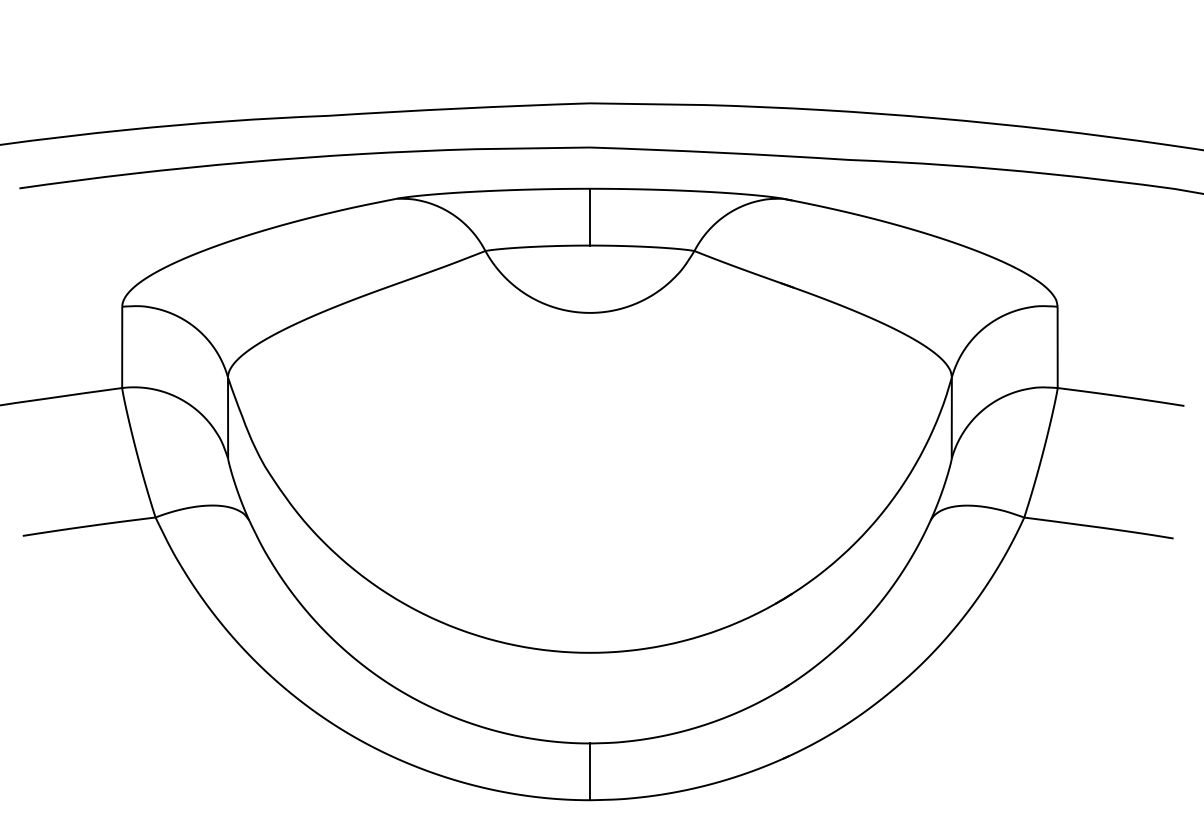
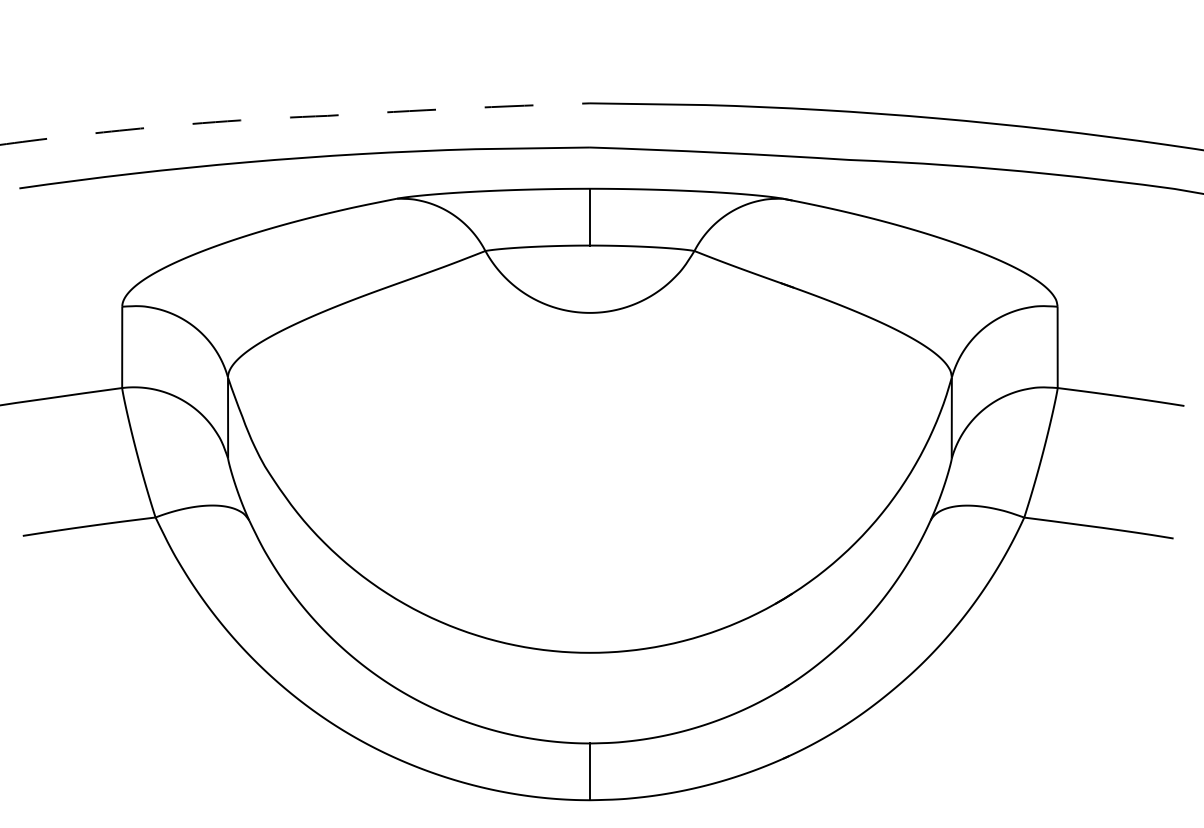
line: solid -> dashed (292, 117)
